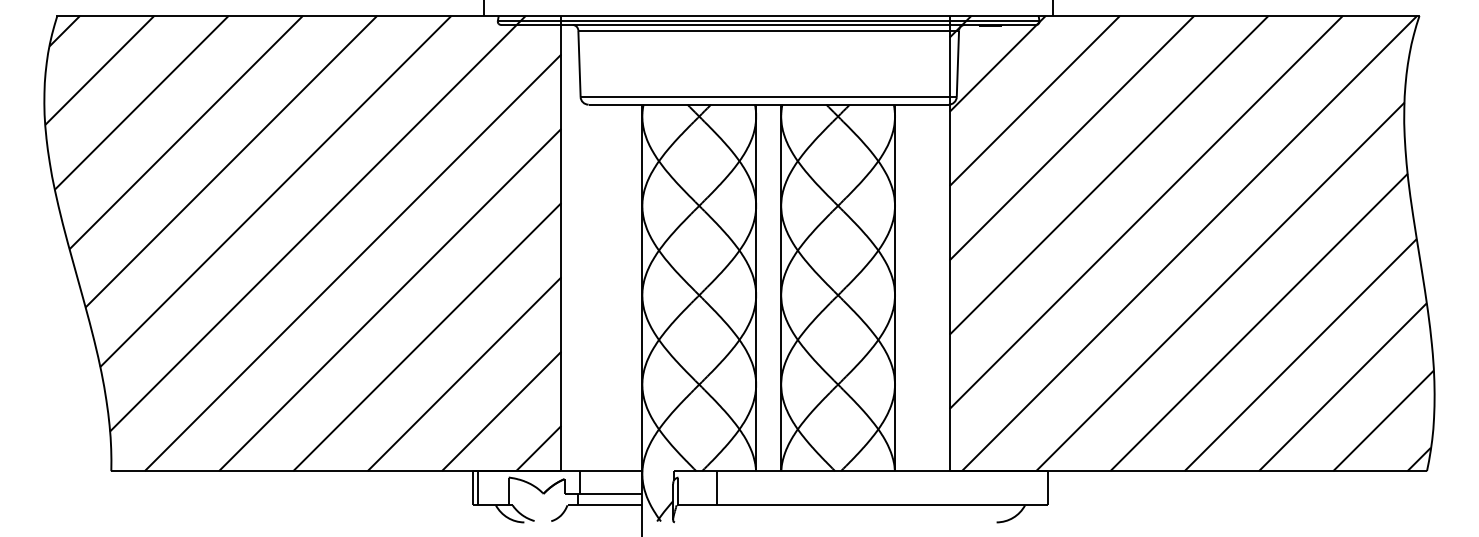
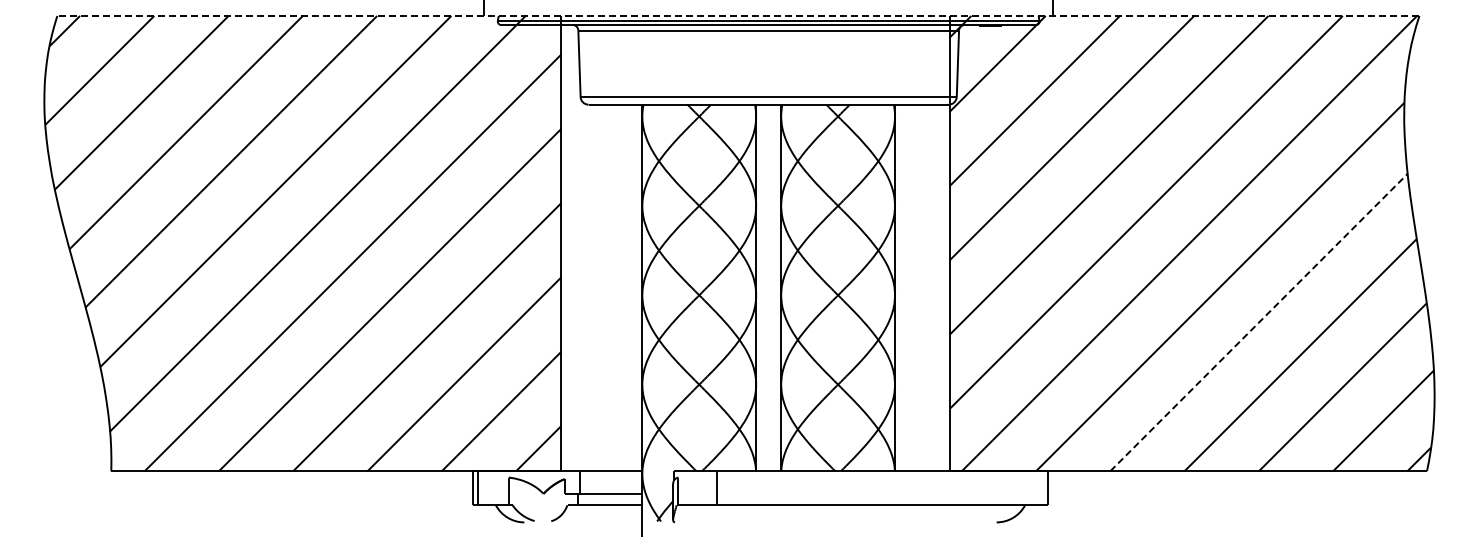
line: solid -> dashed (737, 15)
line: solid -> dashed (1259, 322)
